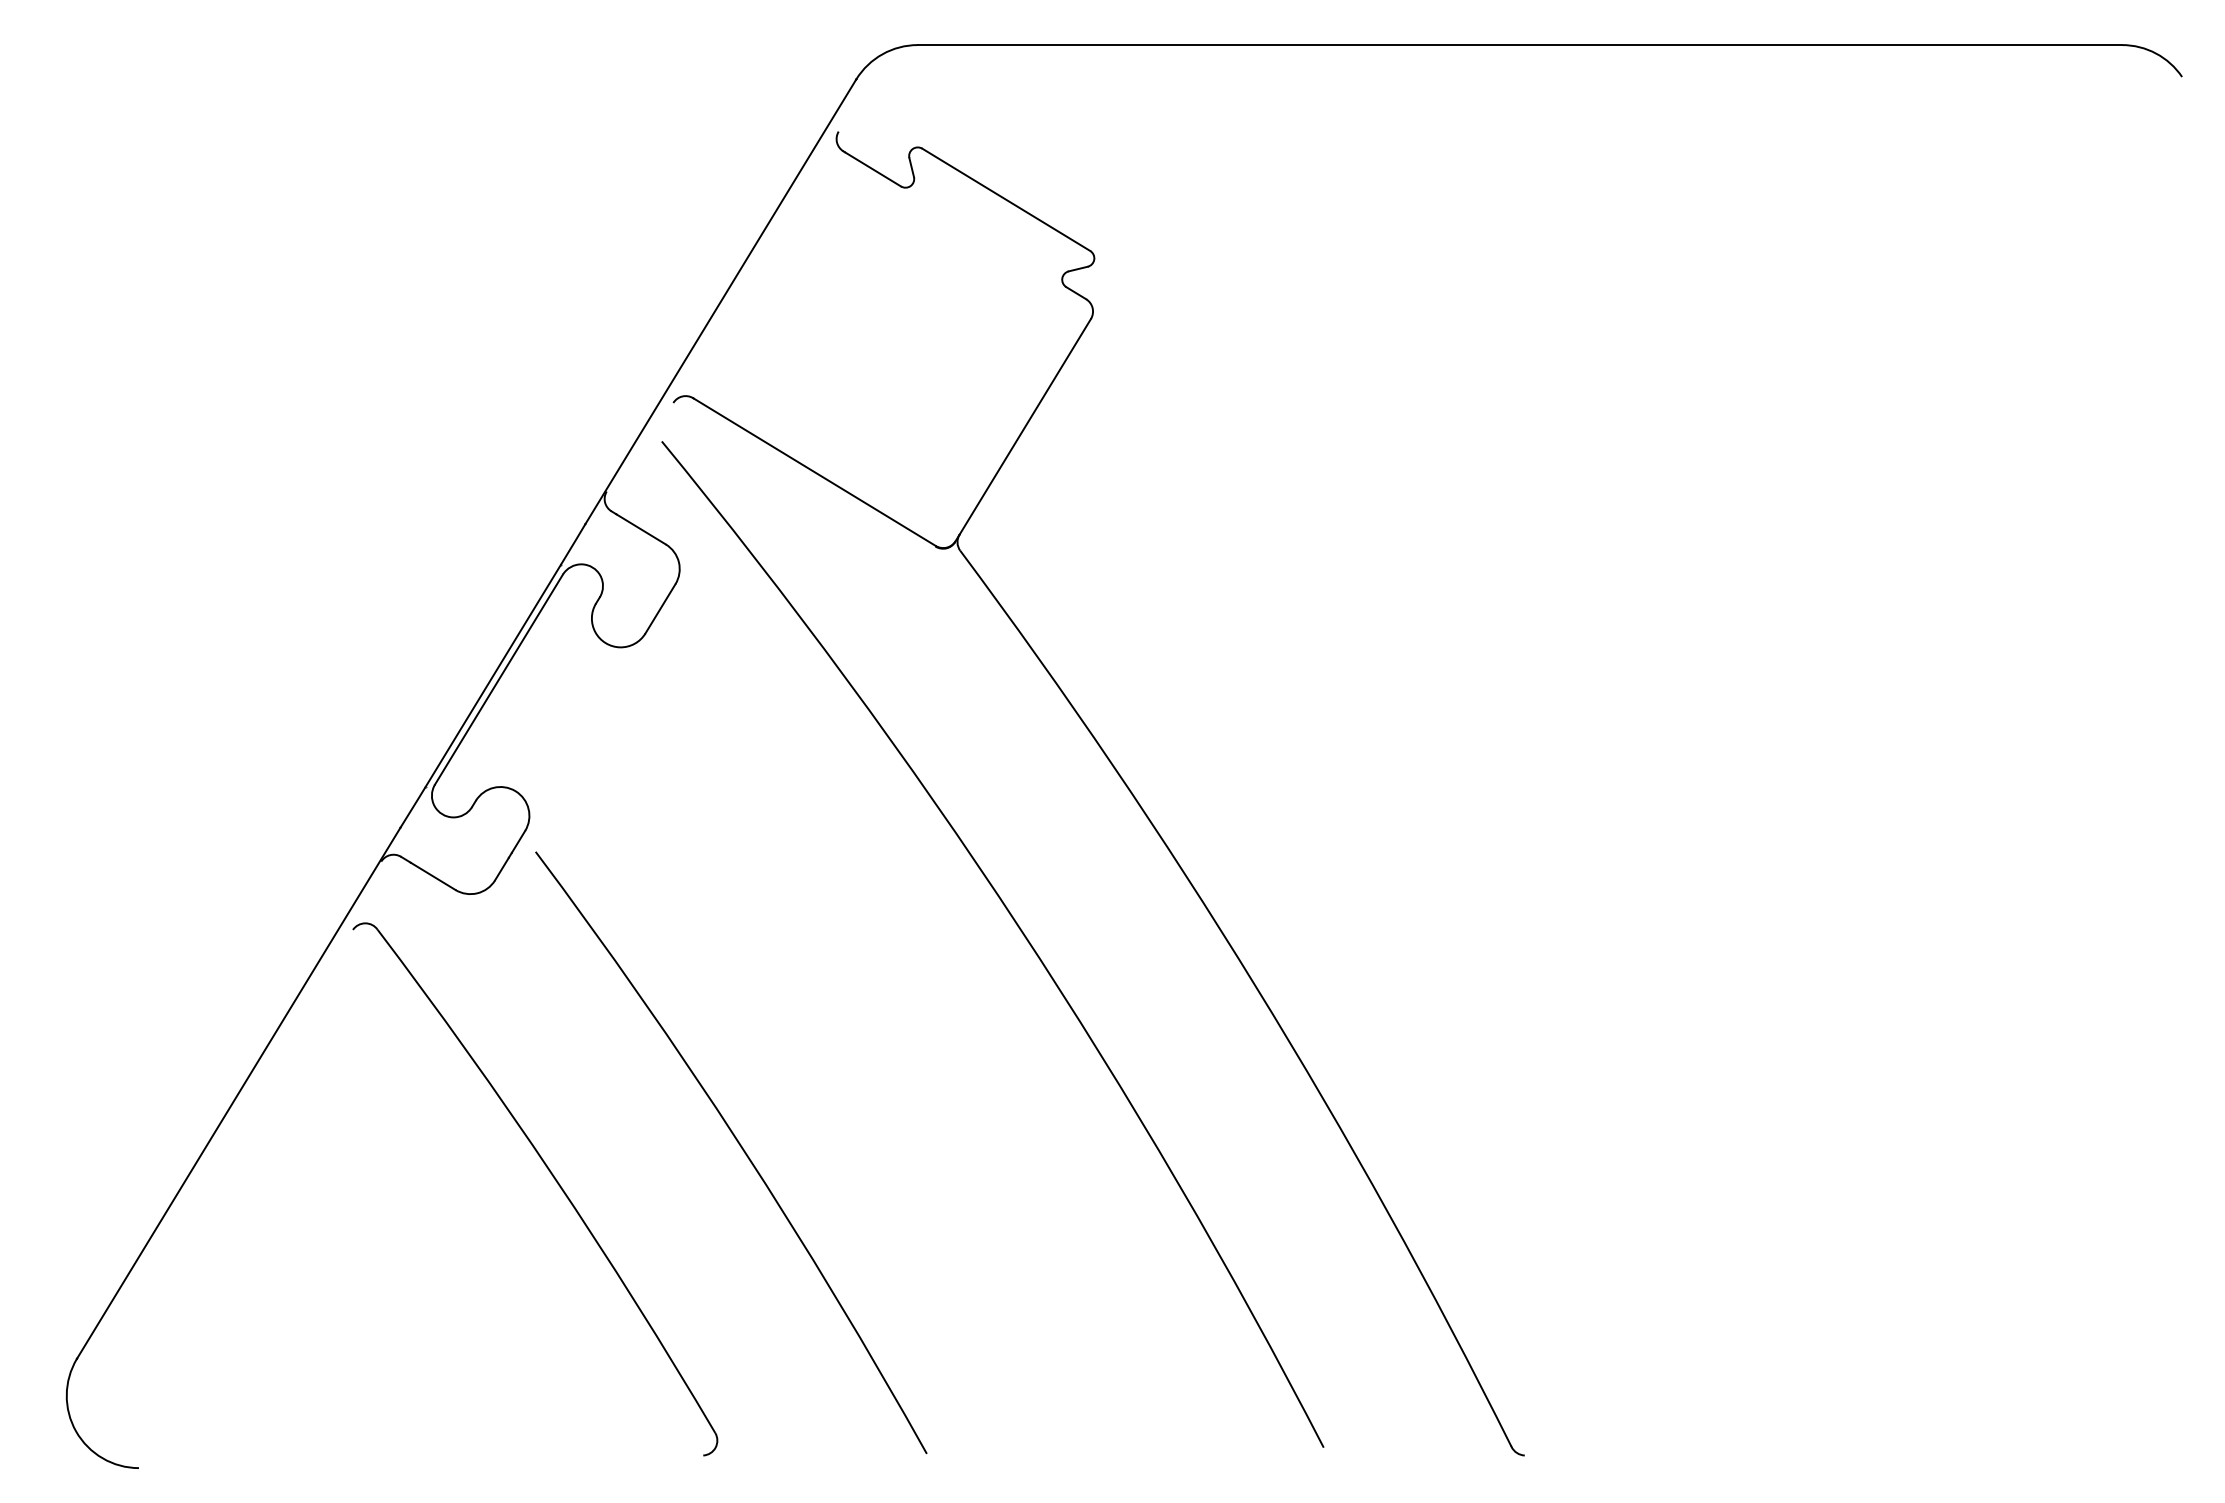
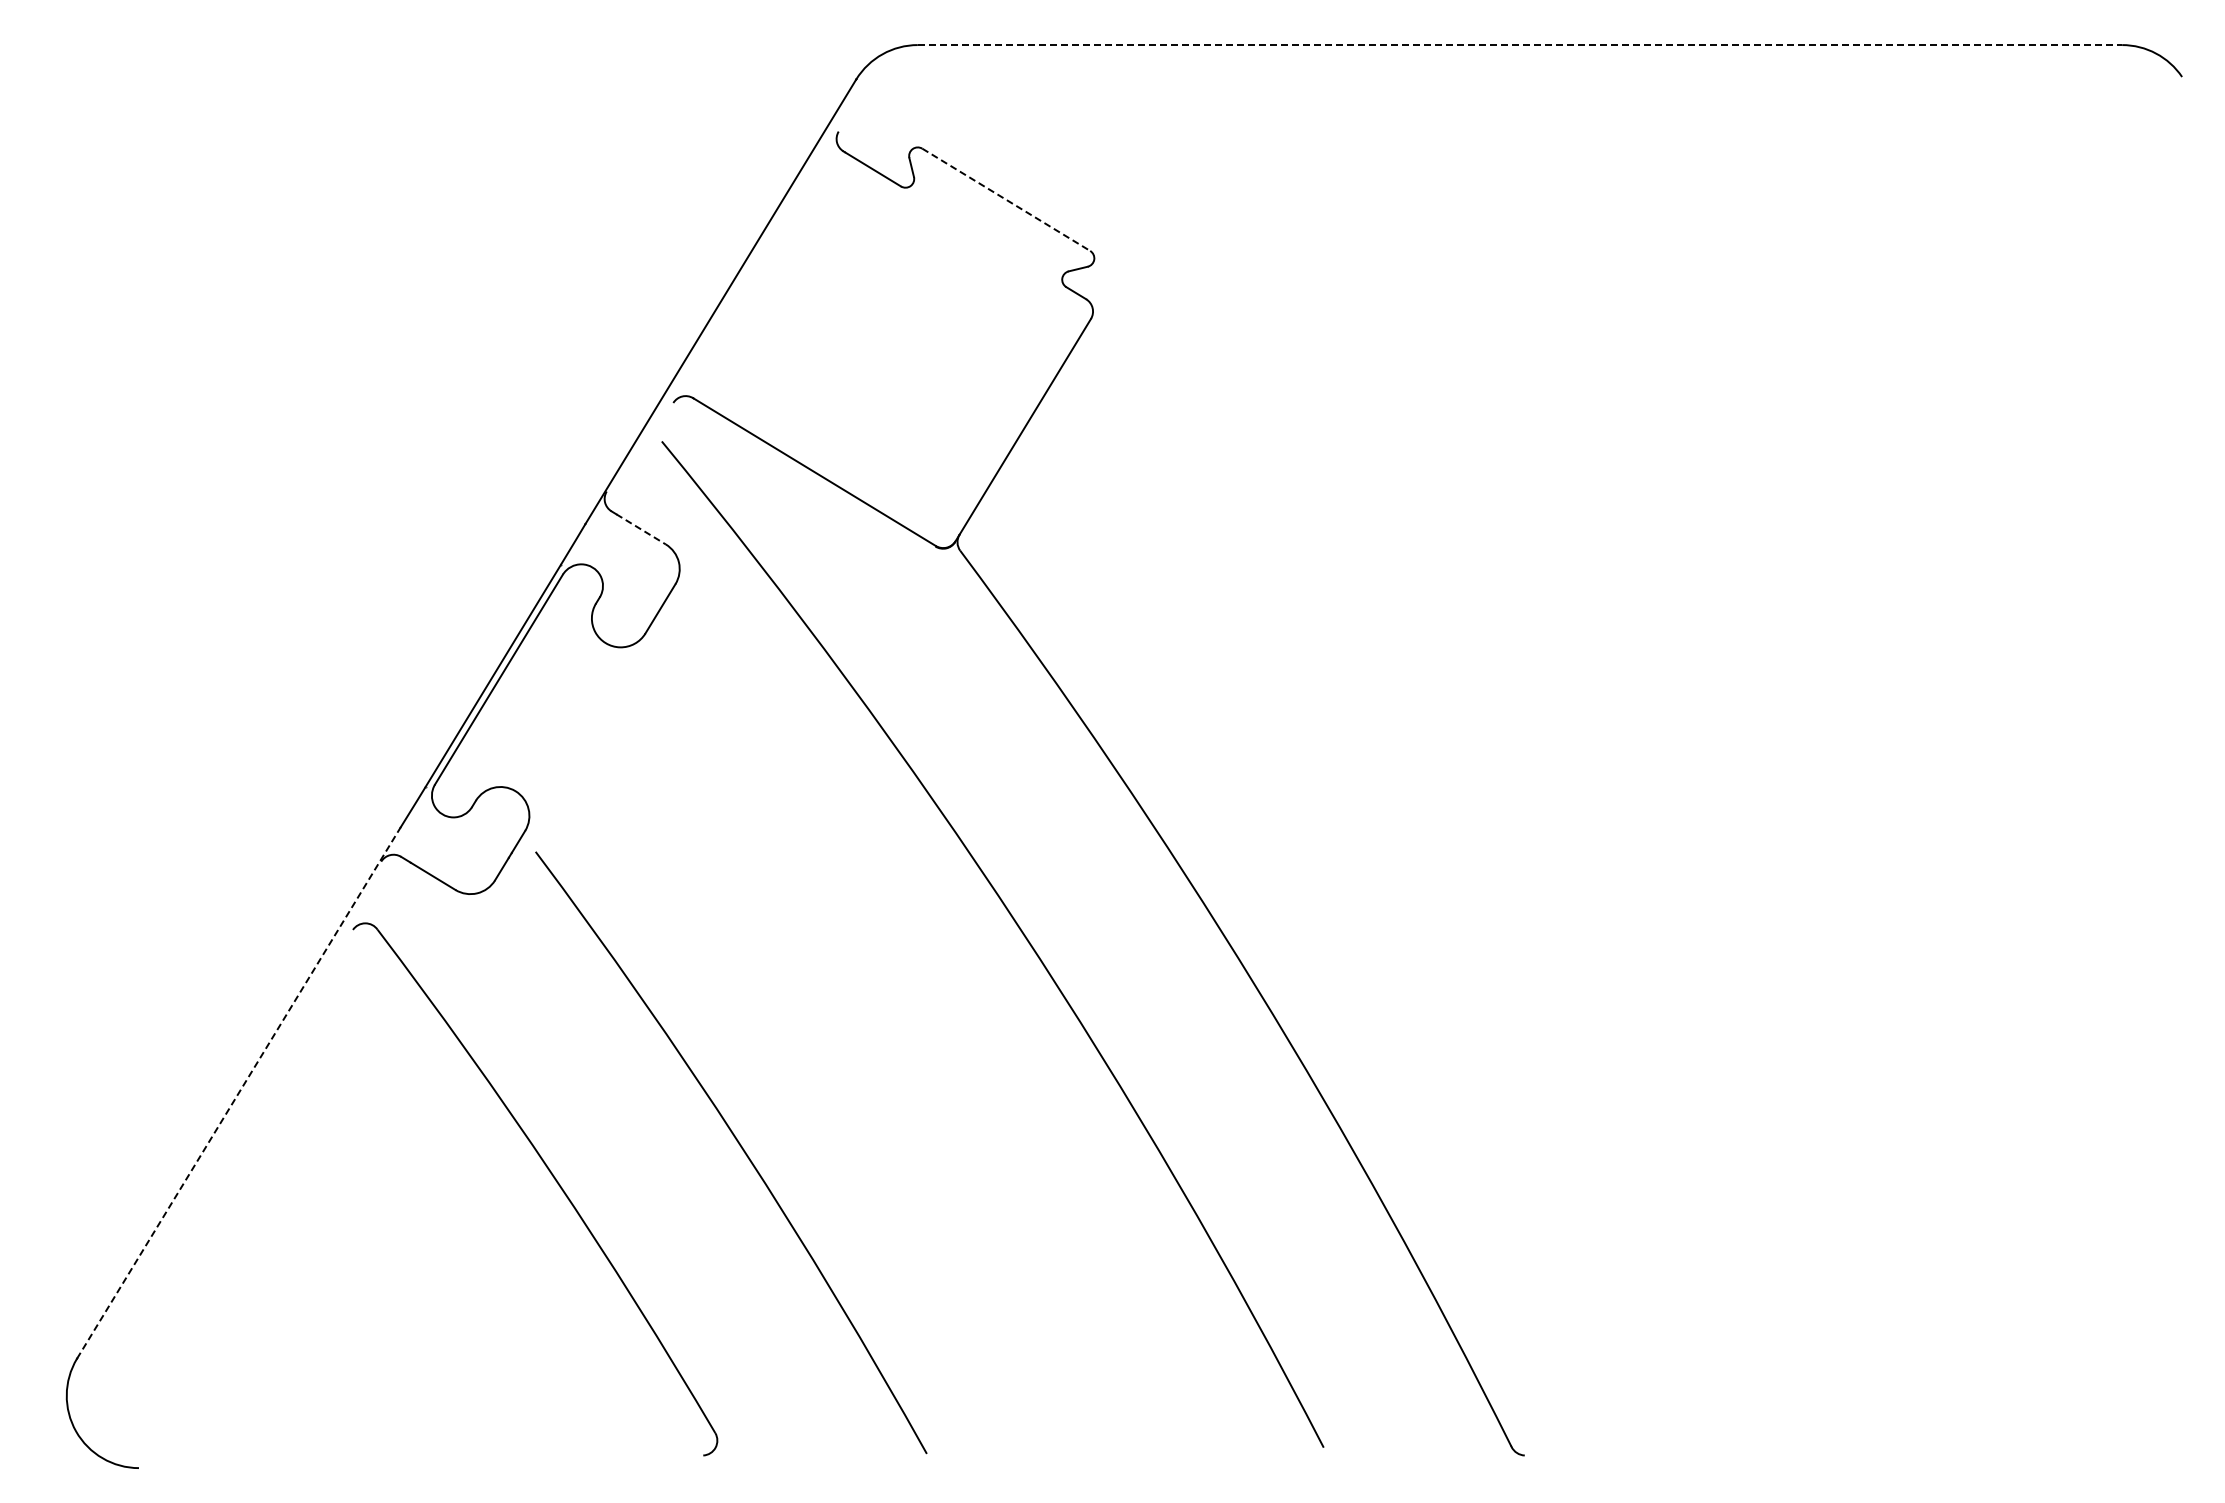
line: solid -> dashed (1520, 45)
line: solid -> dashed (1006, 200)
line: solid -> dashed (641, 529)
line: solid -> dashed (238, 1093)
